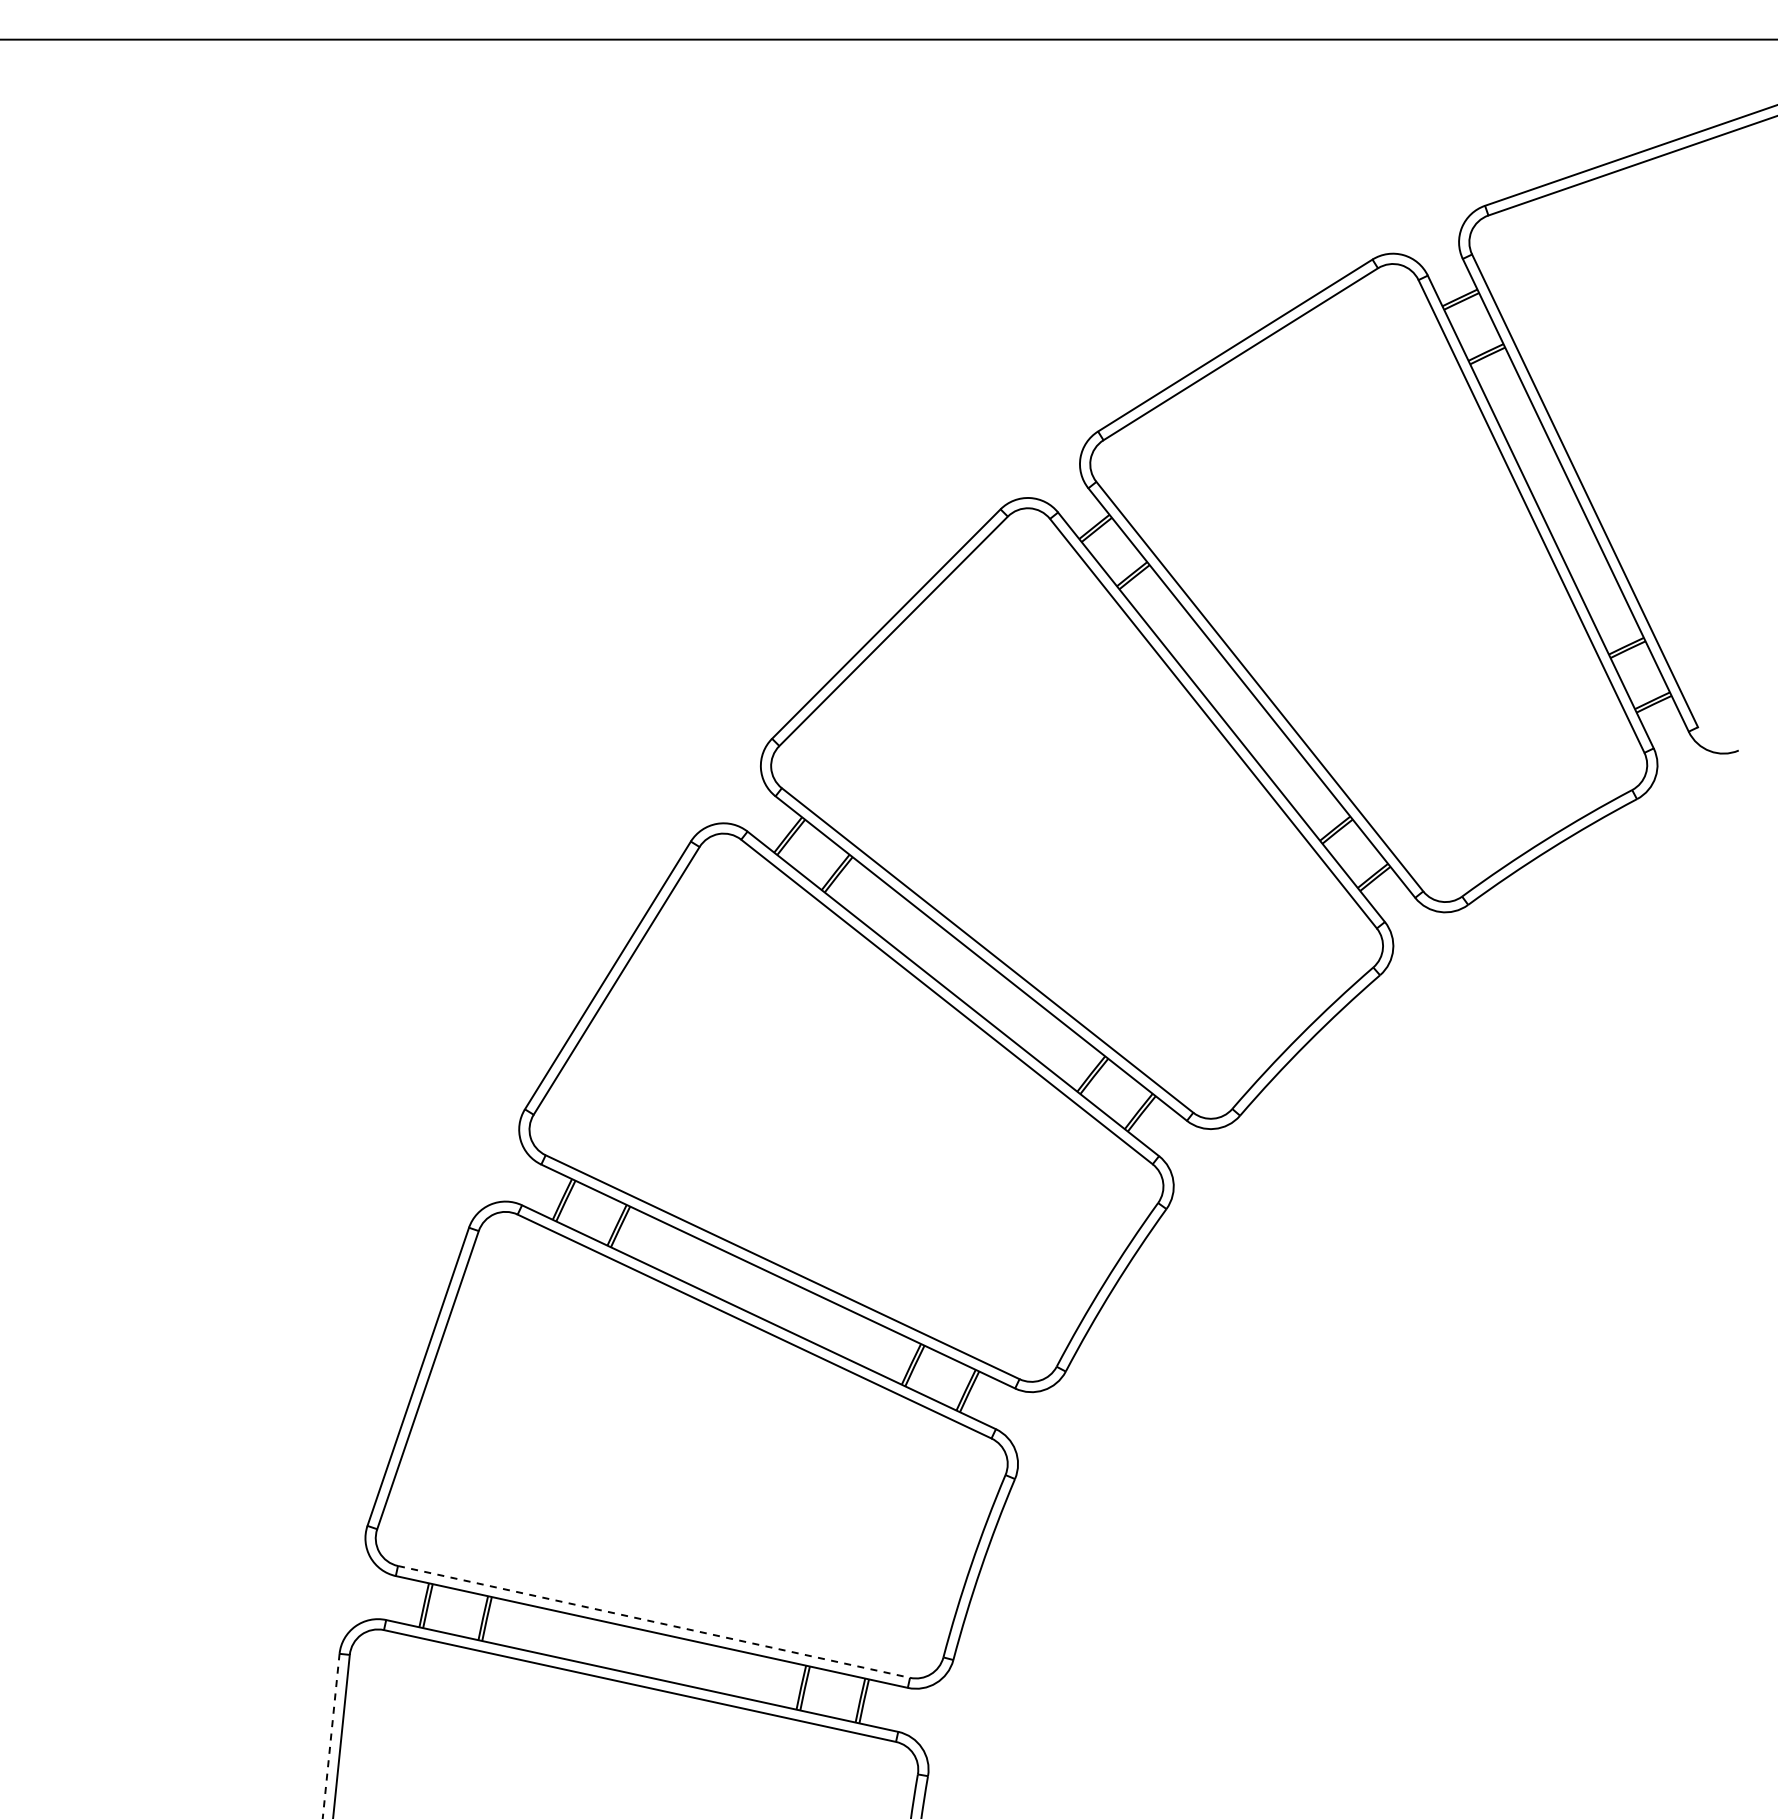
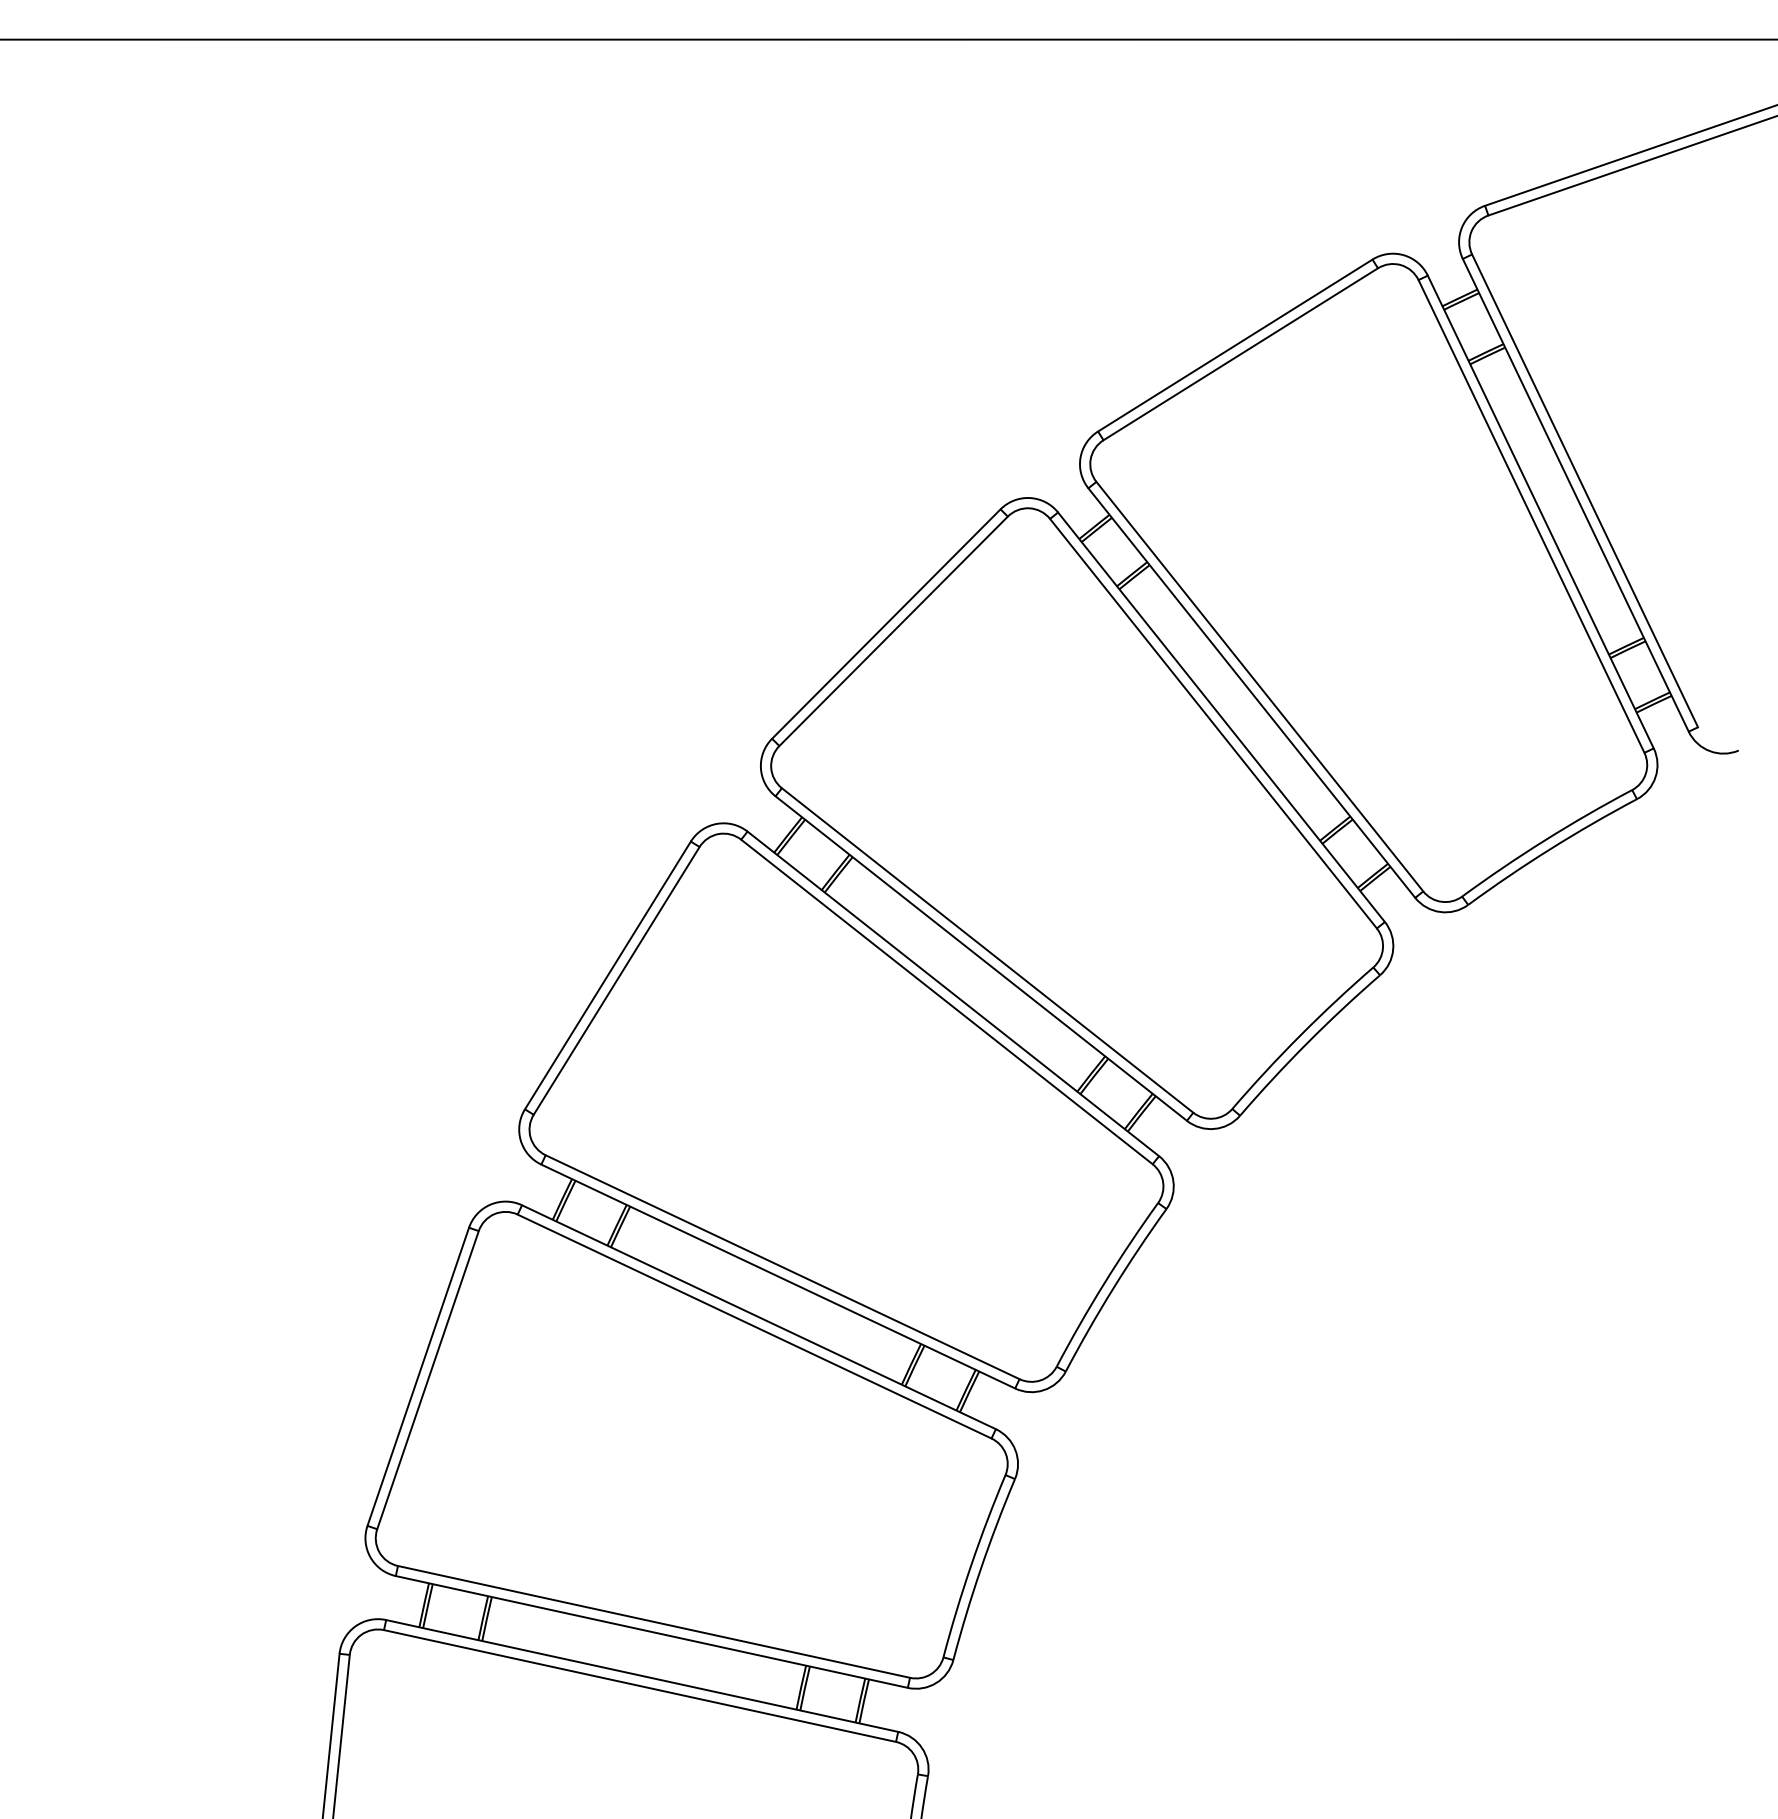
line: dashed -> solid (654, 1622)
line: dashed -> solid (331, 1736)
